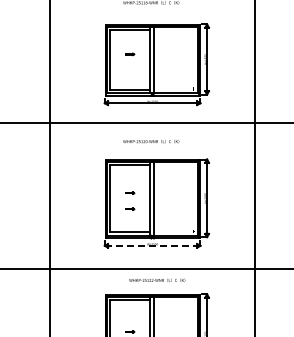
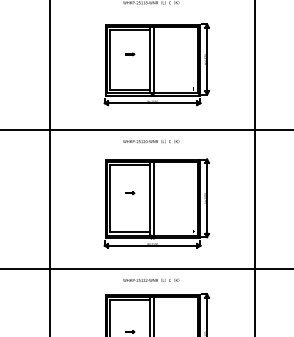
line position: (146, 123) -> (146, 130) (146, 130)
part: present -> none (130, 208)
line: dashed -> solid (152, 245)
text position: (157, 279) -> (151, 279) (151, 279)
